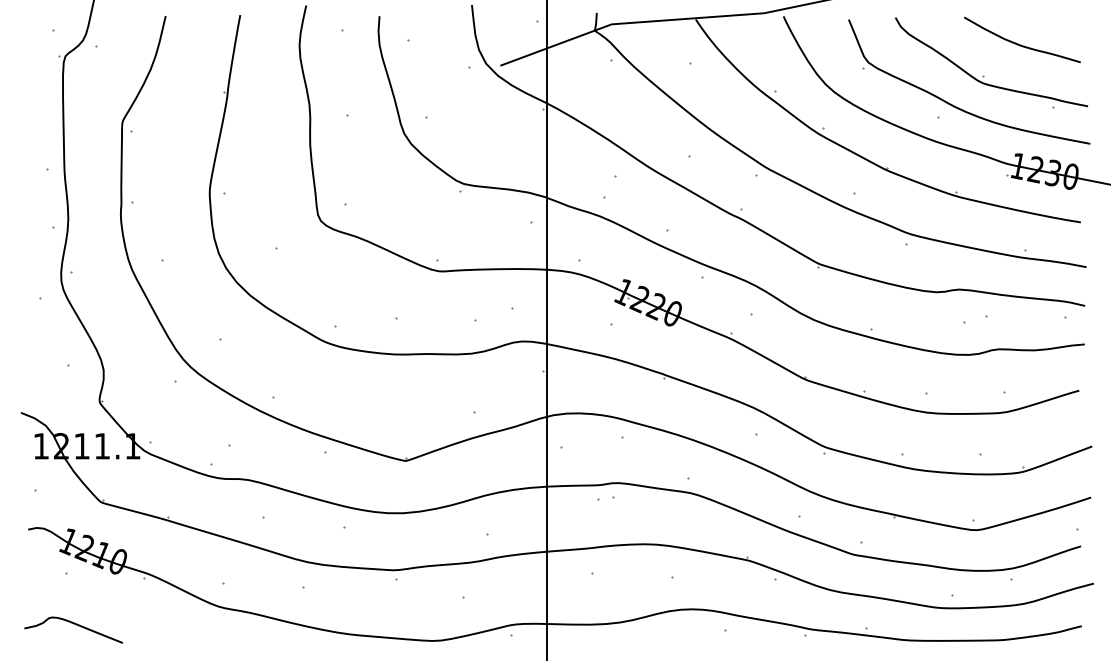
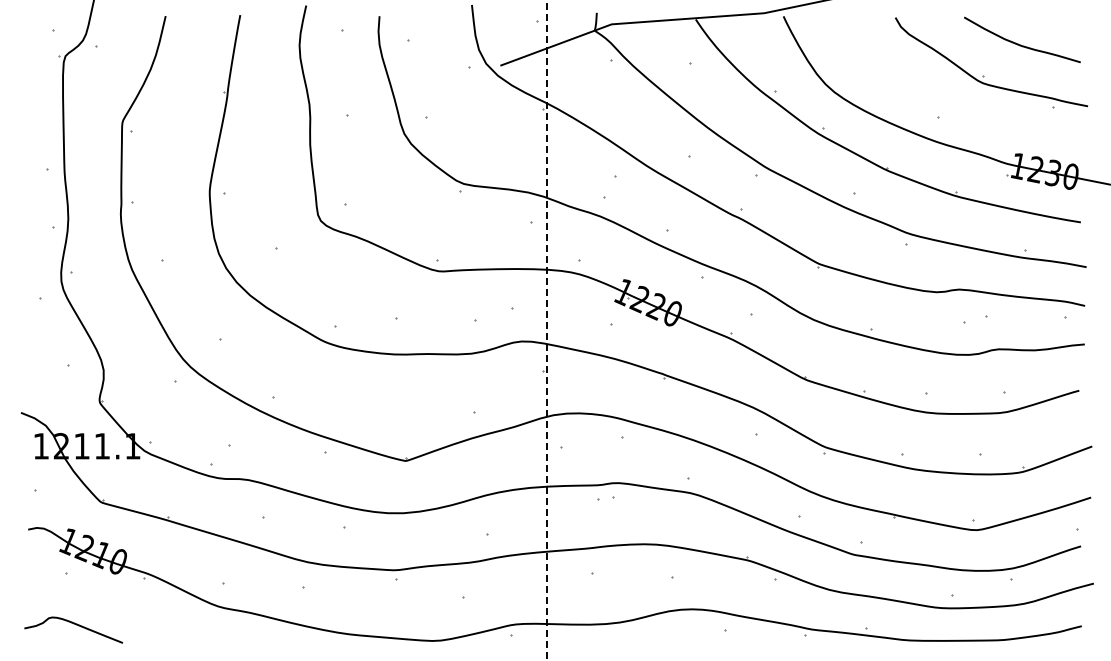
part: present -> none (961, 108)
line: solid -> dashed (546, 330)
